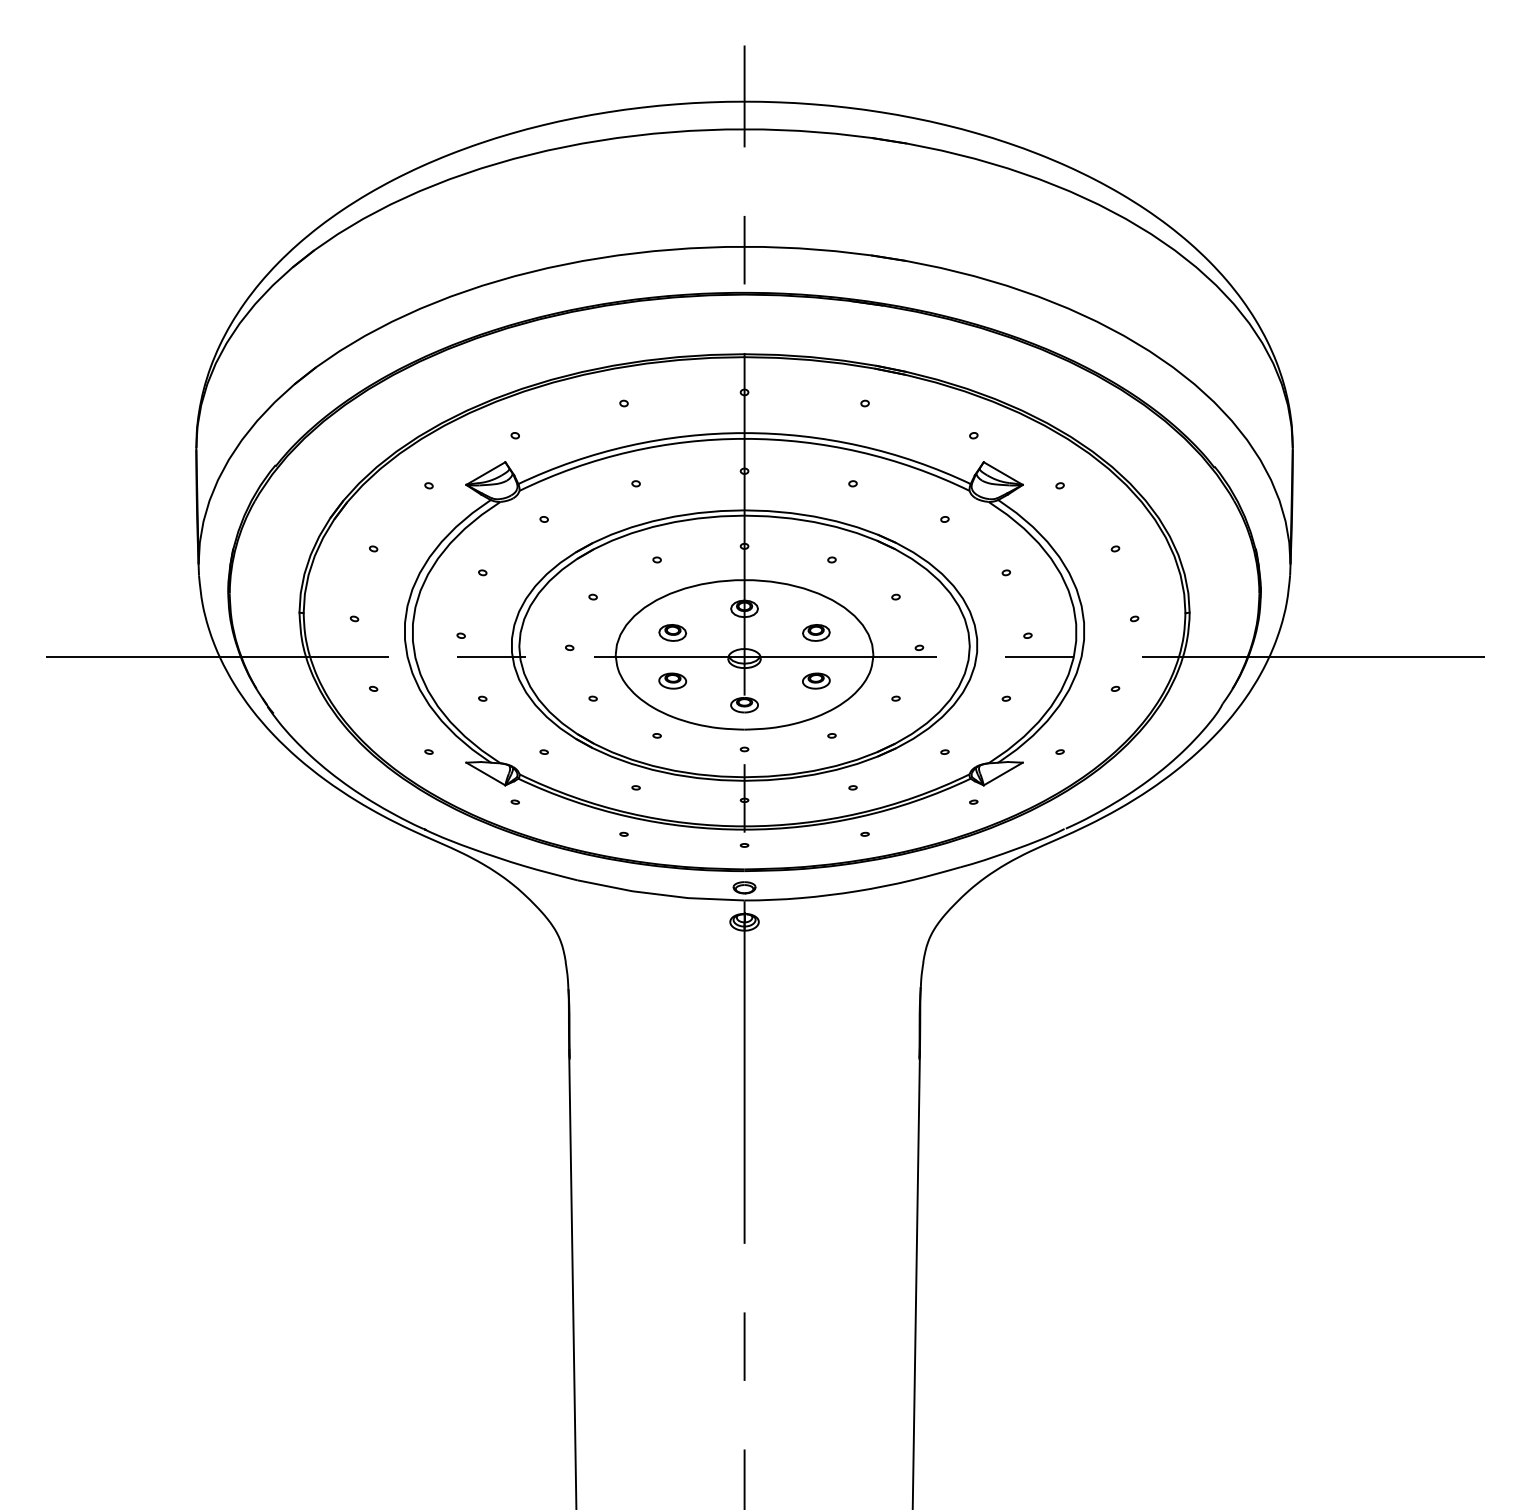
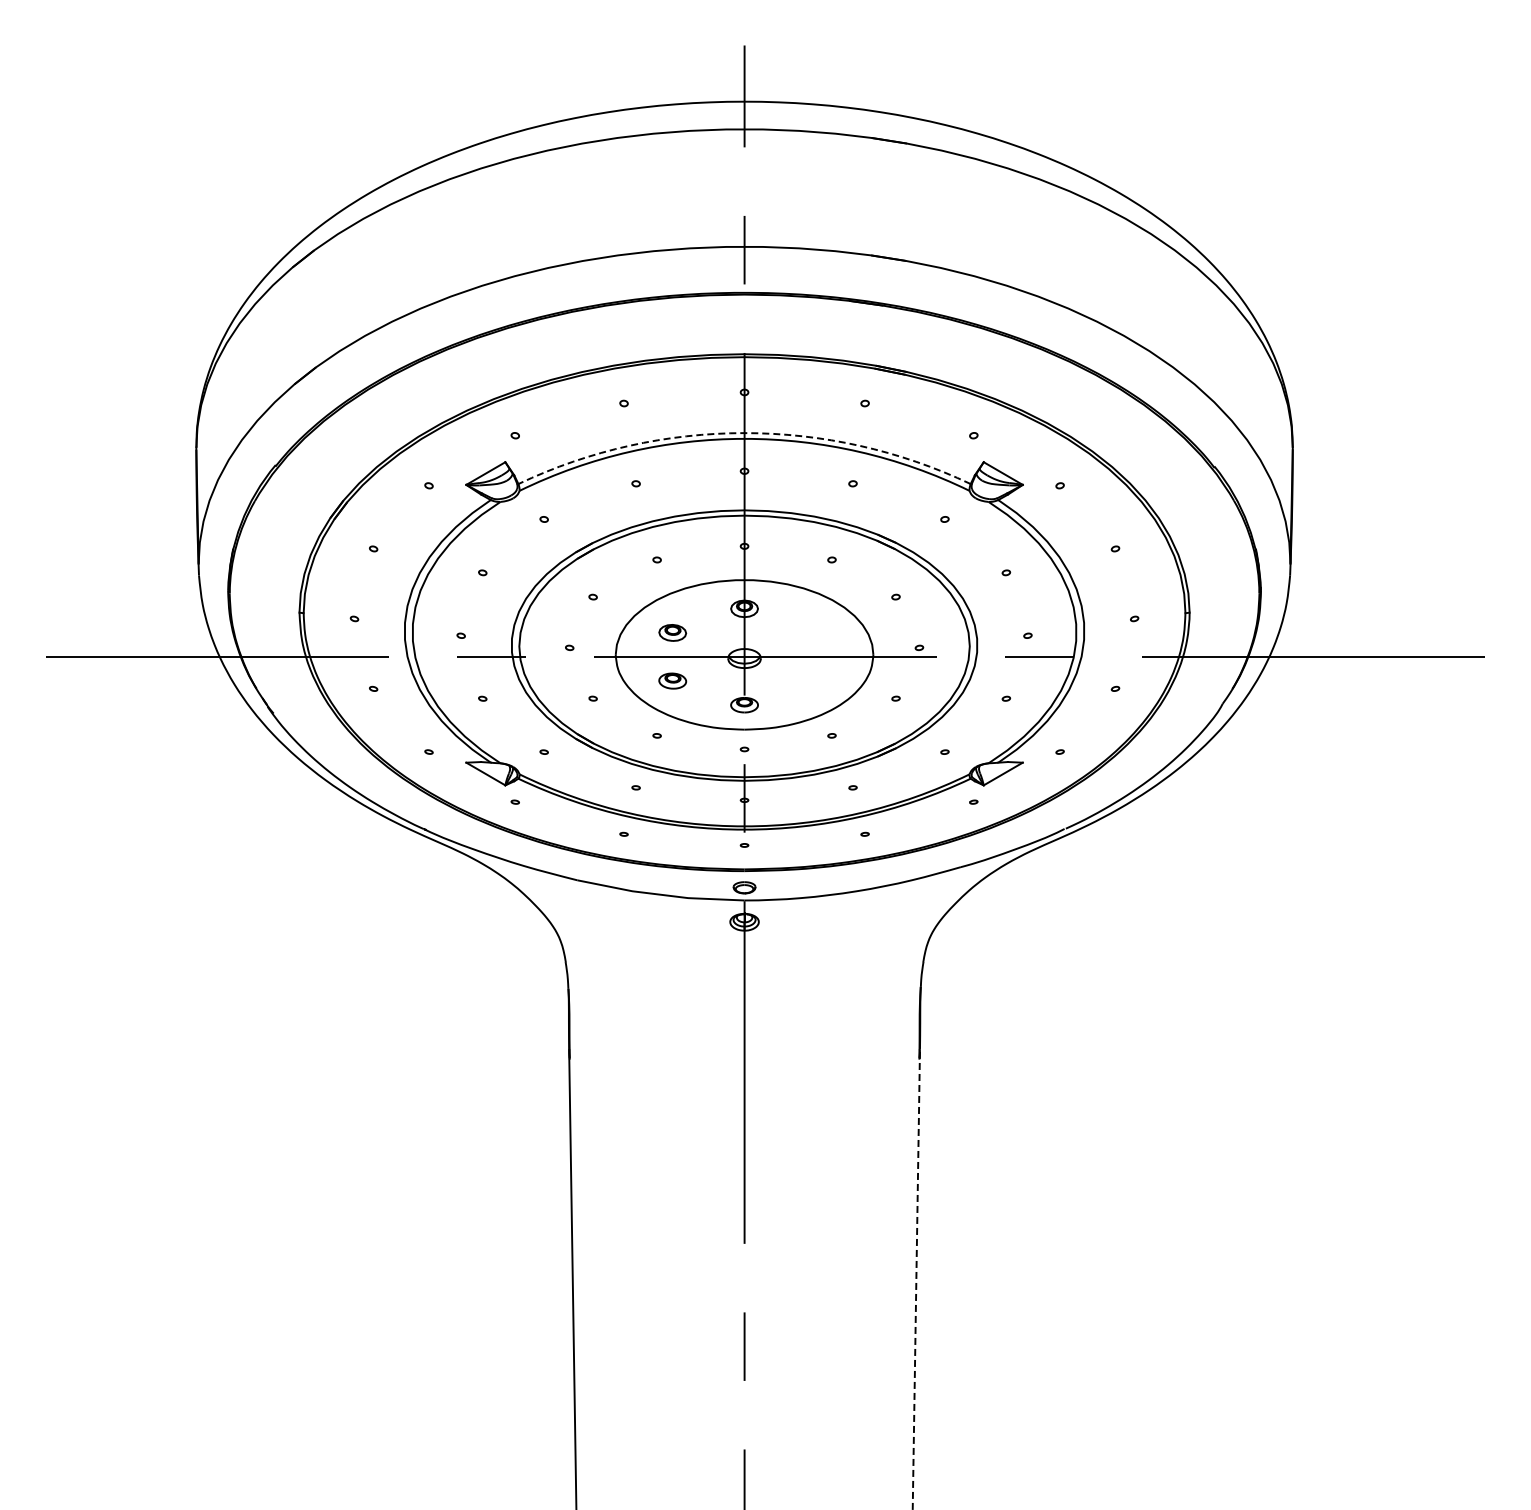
arc: solid -> dashed (744, 433)
part: present -> none (816, 632)
part: present -> none (816, 680)
line: solid -> dashed (916, 1279)
